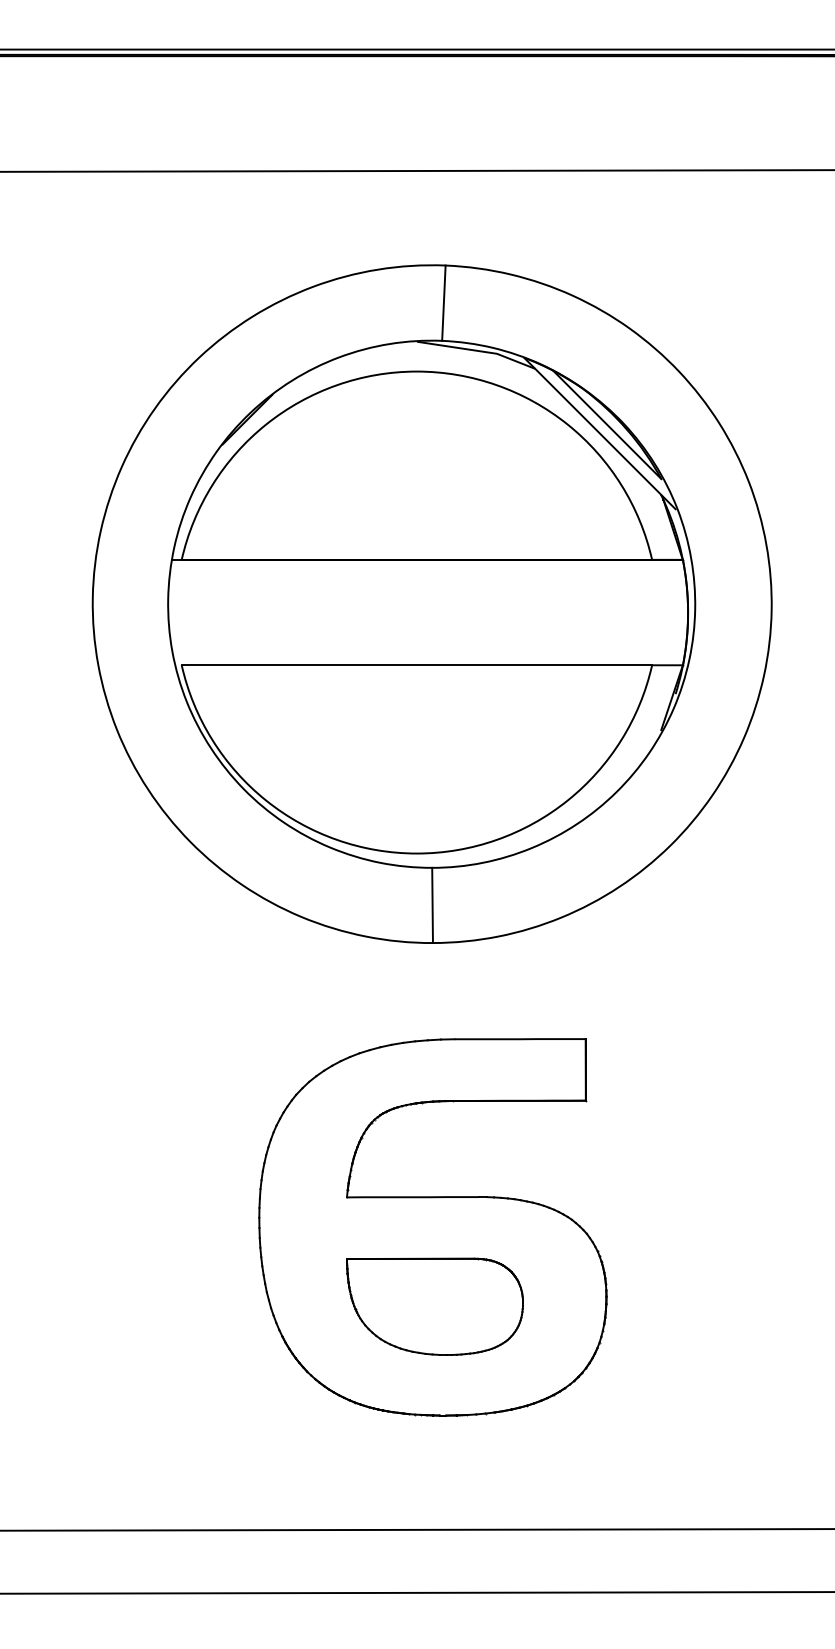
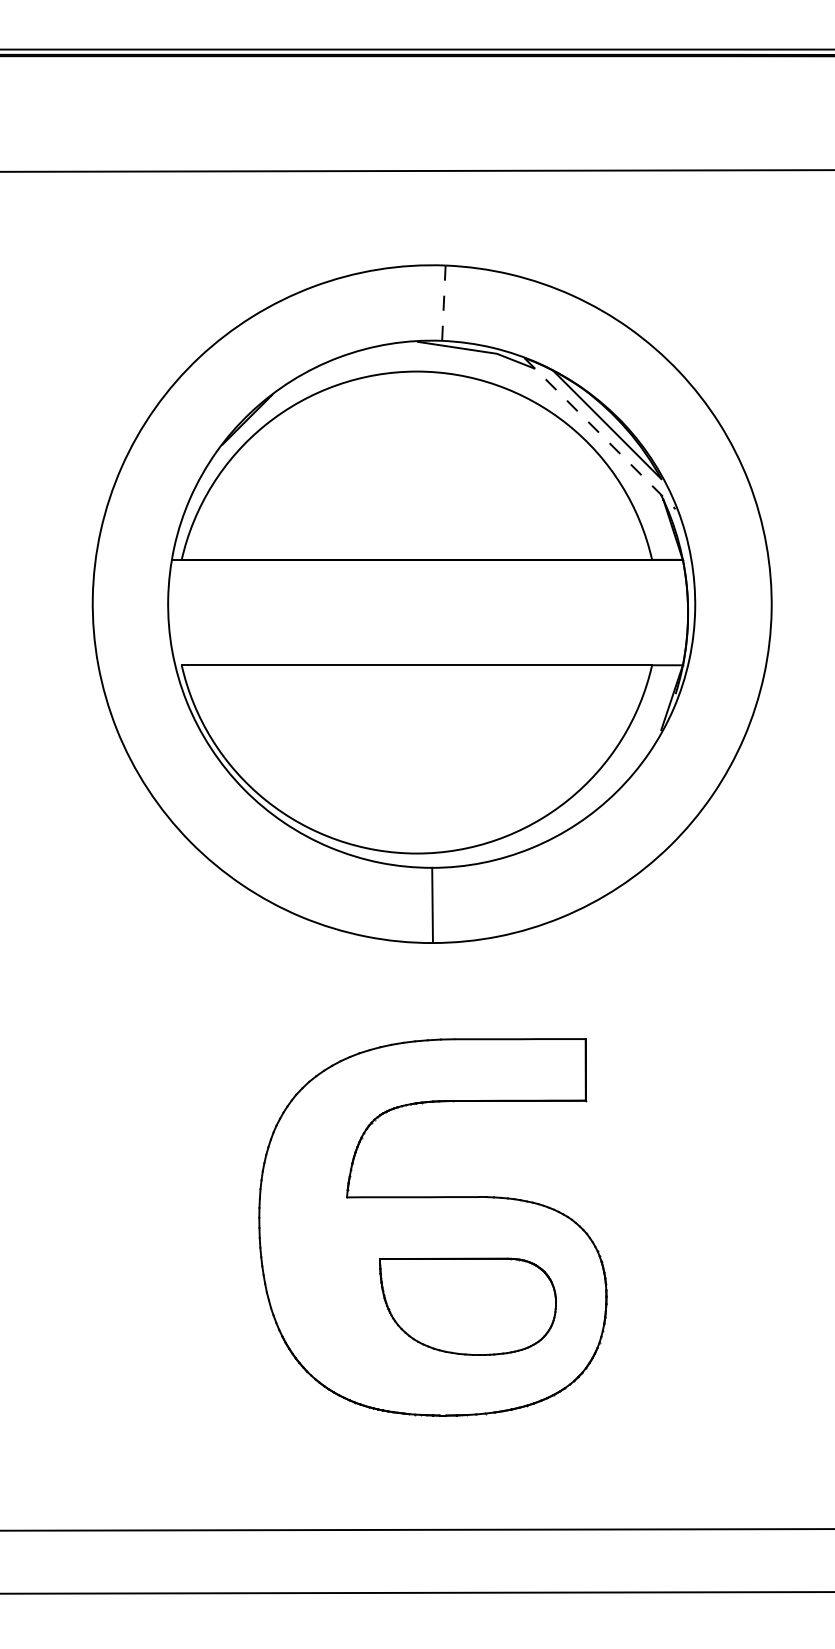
line: solid -> dashed (443, 303)
line: solid -> dashed (600, 433)
part position: (434, 1306) -> (467, 1306) (467, 1306)
